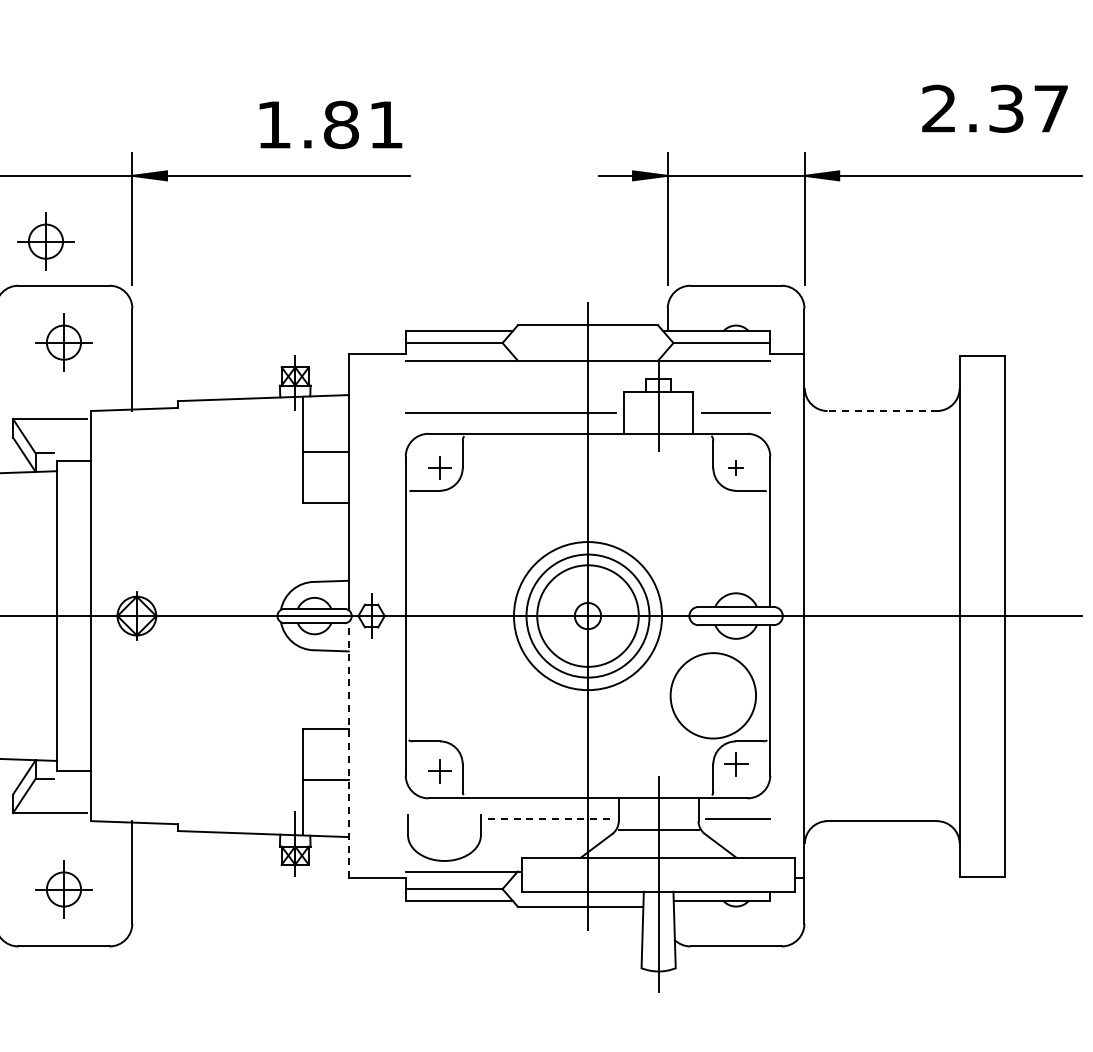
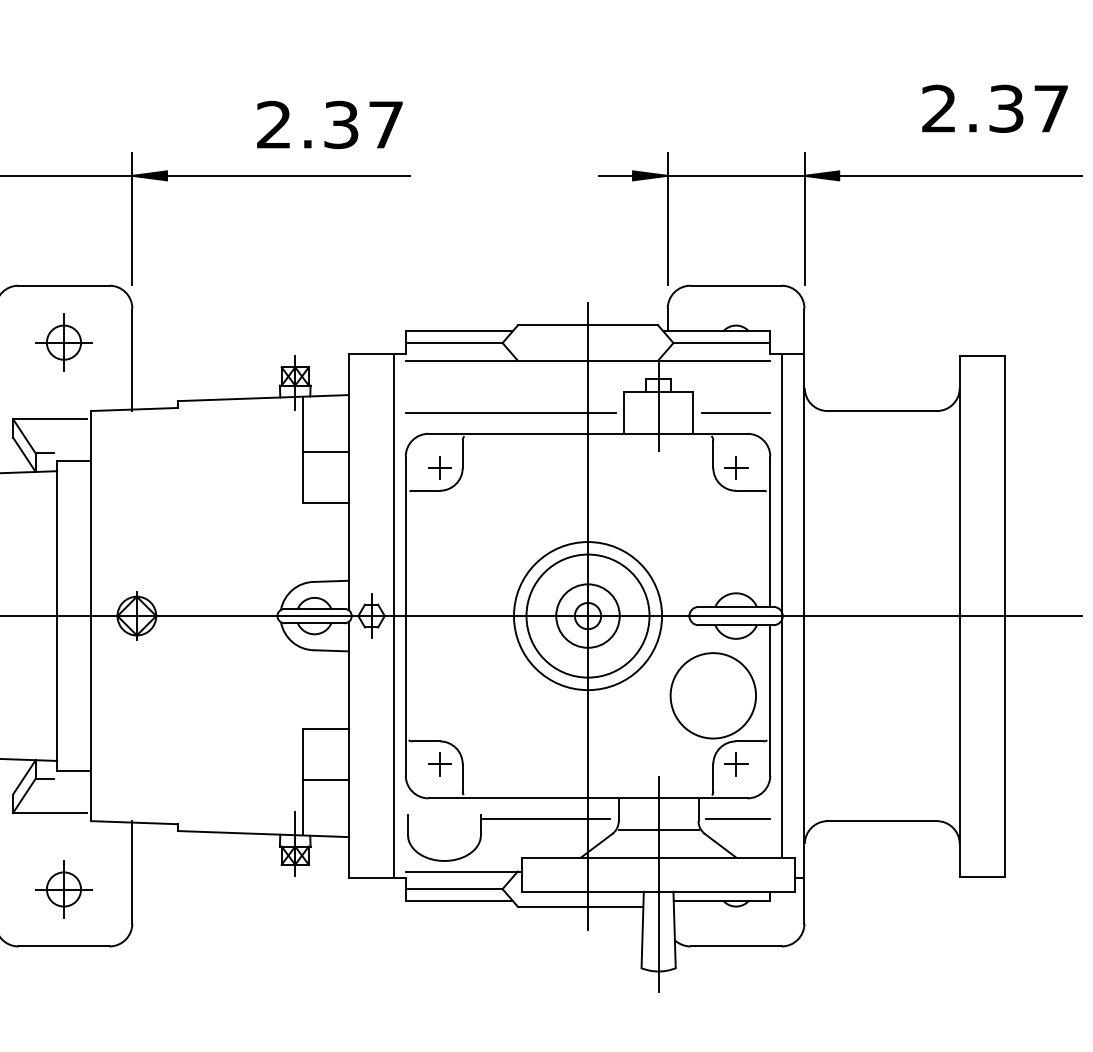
text: 1.81 -> 2.37 (329, 124)
part: present -> none (45, 241)
line: dashed -> solid (882, 411)
part size: 16x16 px -> 25x24 px (736, 467)
line: none -> present (781, 605)
circle diameter: 102 px -> 63 px (587, 615)
line: none -> present (394, 616)
line: dashed -> solid (348, 749)
part position: (439, 771) -> (439, 764) (439, 764)
line: dashed -> solid (545, 818)
